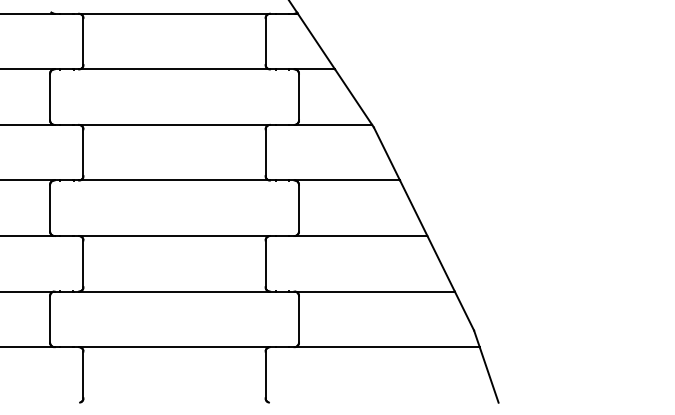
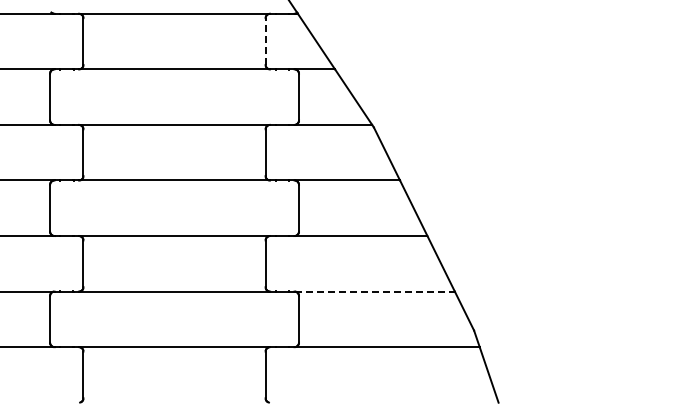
line: solid -> dashed (265, 41)
line: solid -> dashed (375, 291)
